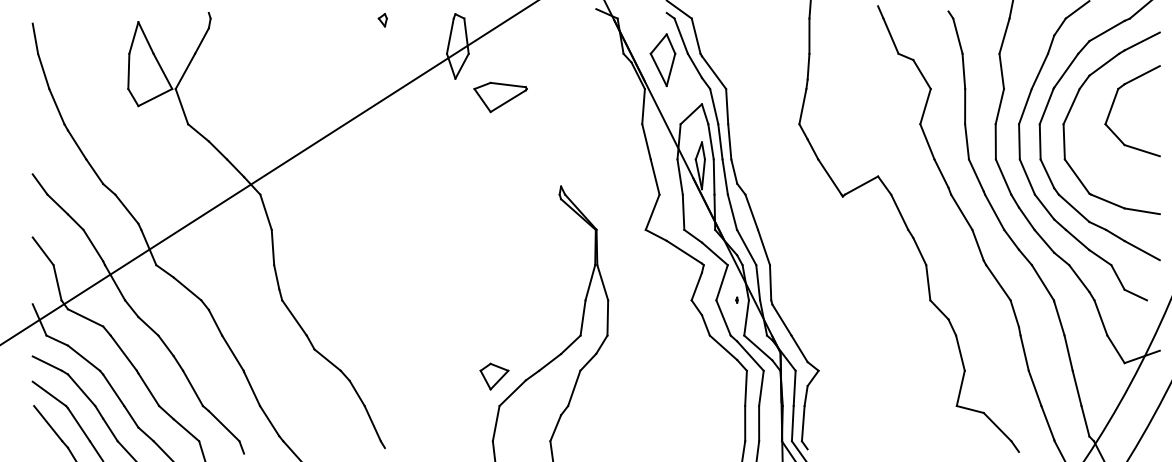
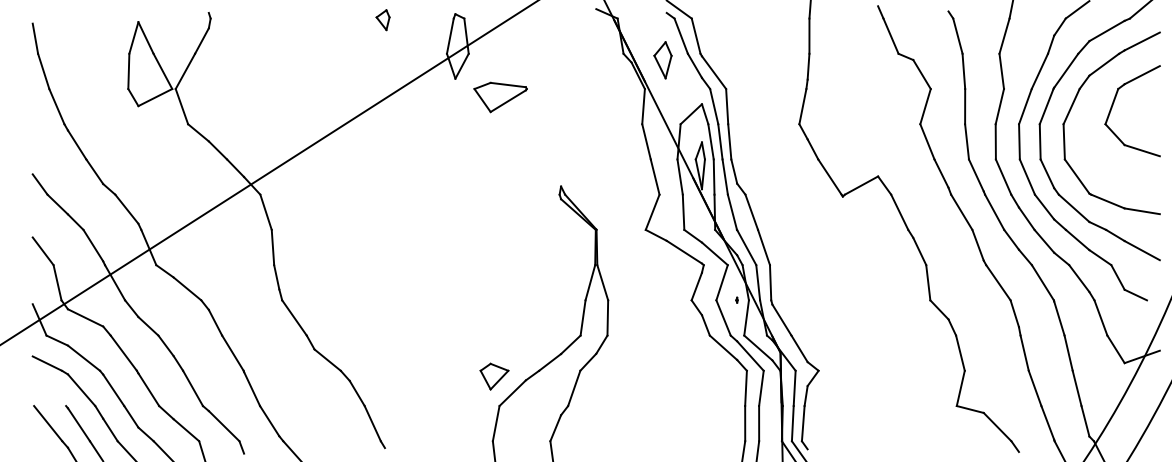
part size: 11x15 px -> 16x23 px (382, 20)
part size: 28x55 px -> 20x39 px (662, 60)
line: present -> none (49, 393)
